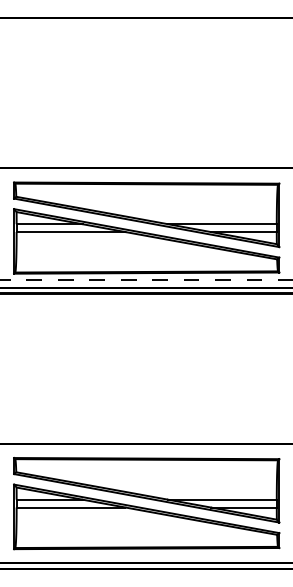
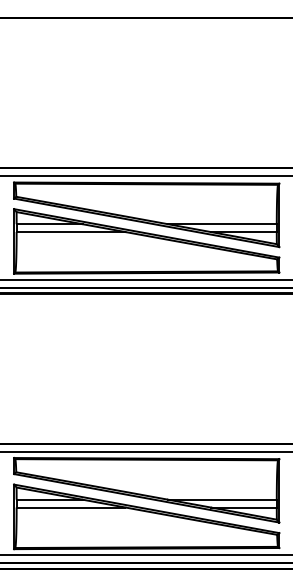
line: none -> present (145, 176)
line: dashed -> solid (146, 280)
line: none -> present (145, 451)
line: none -> present (145, 555)
